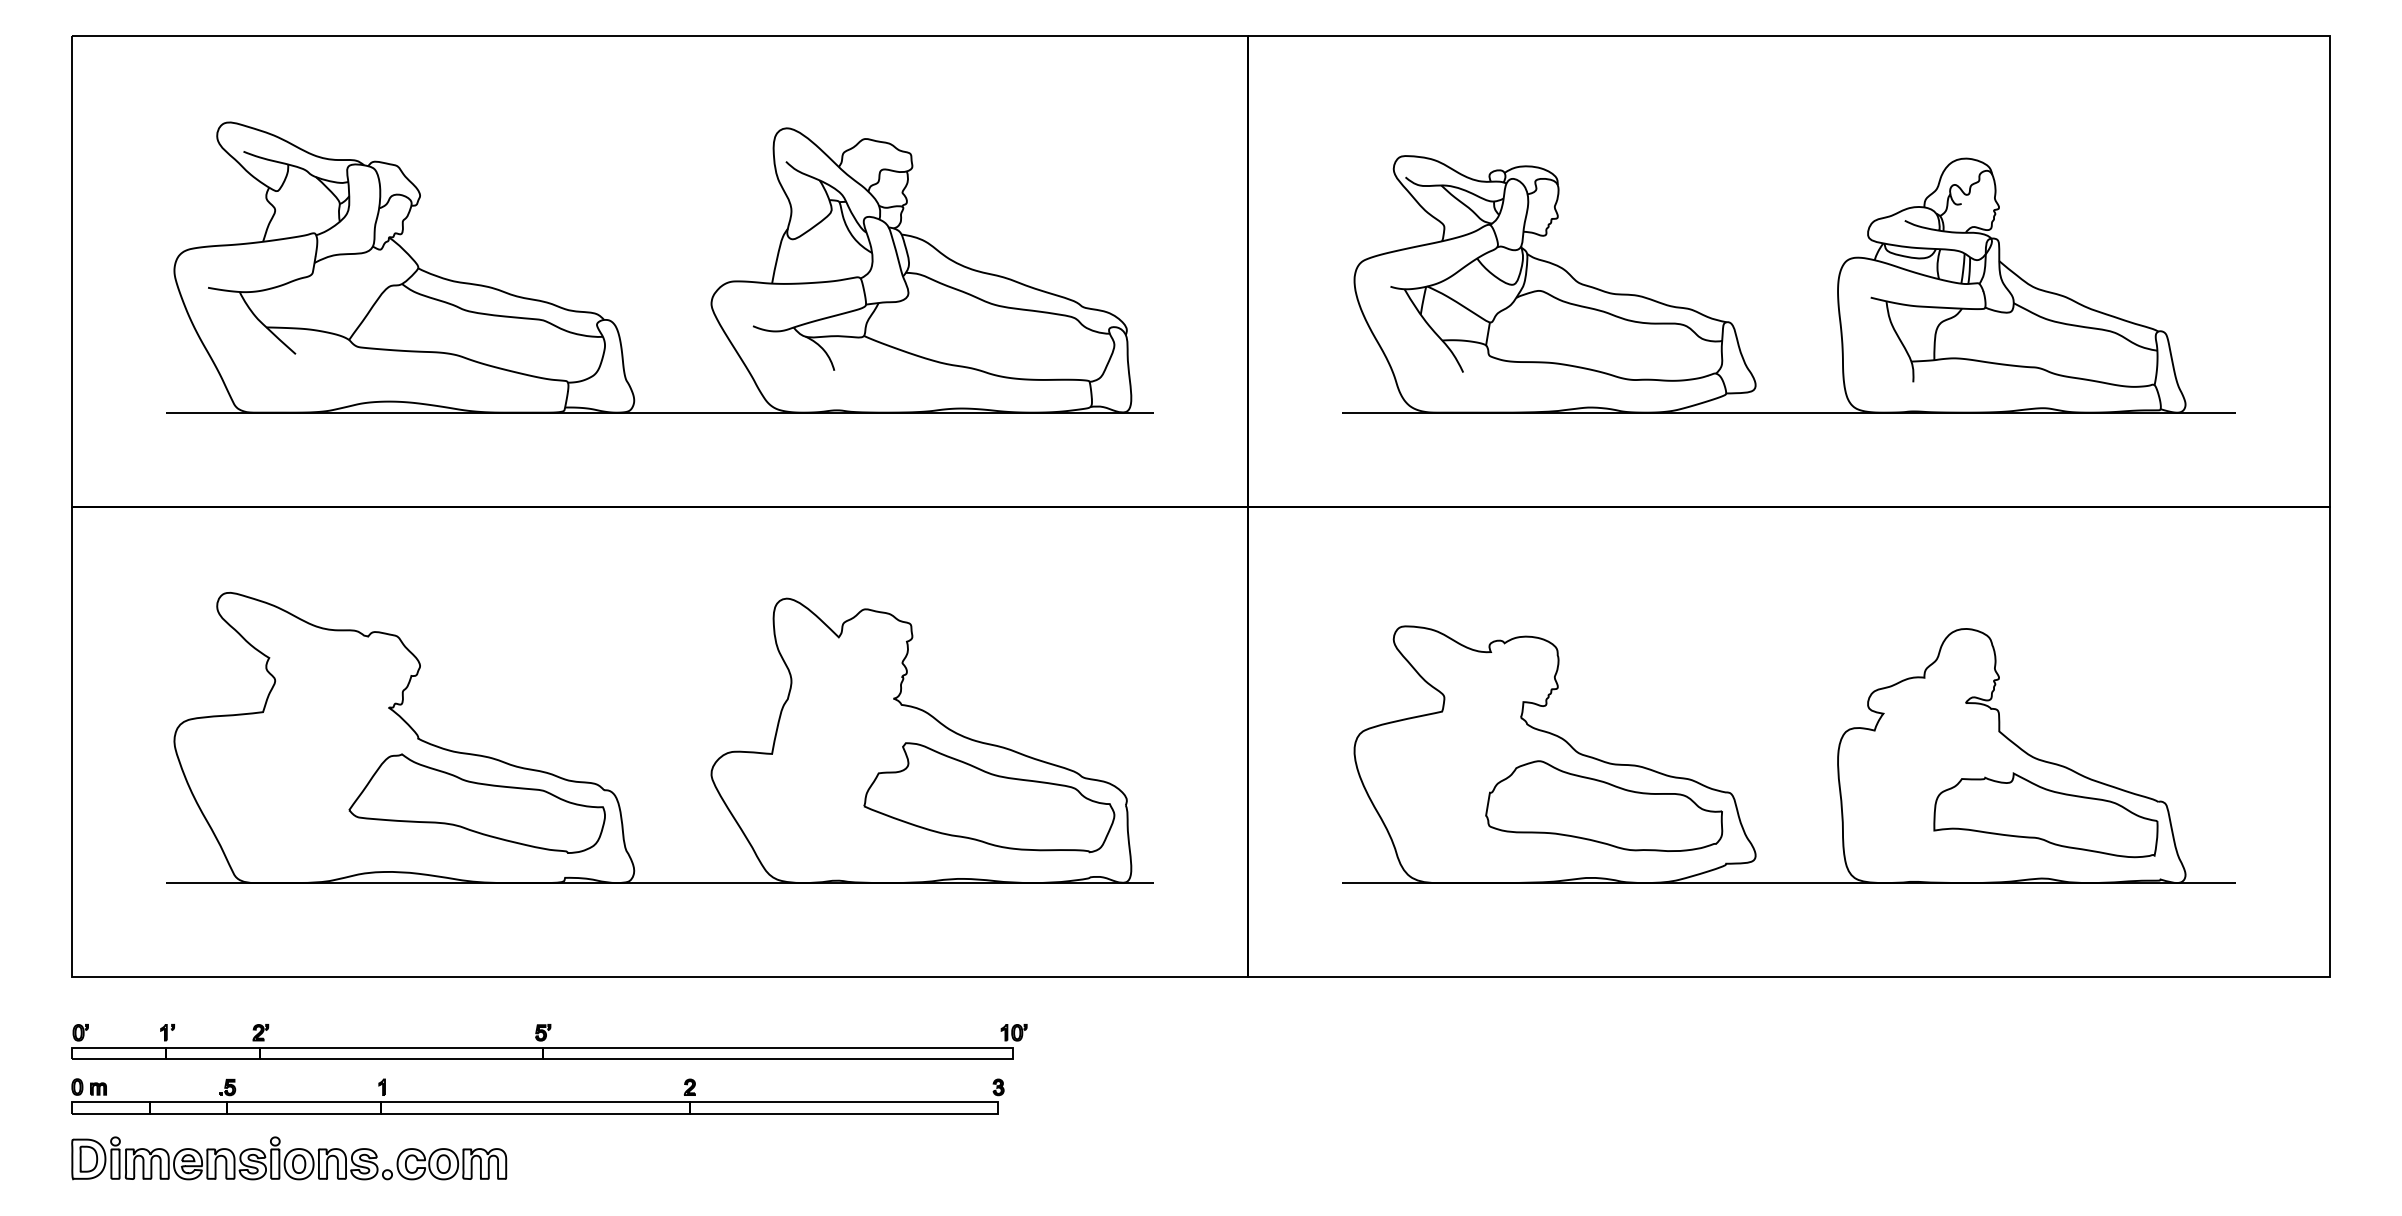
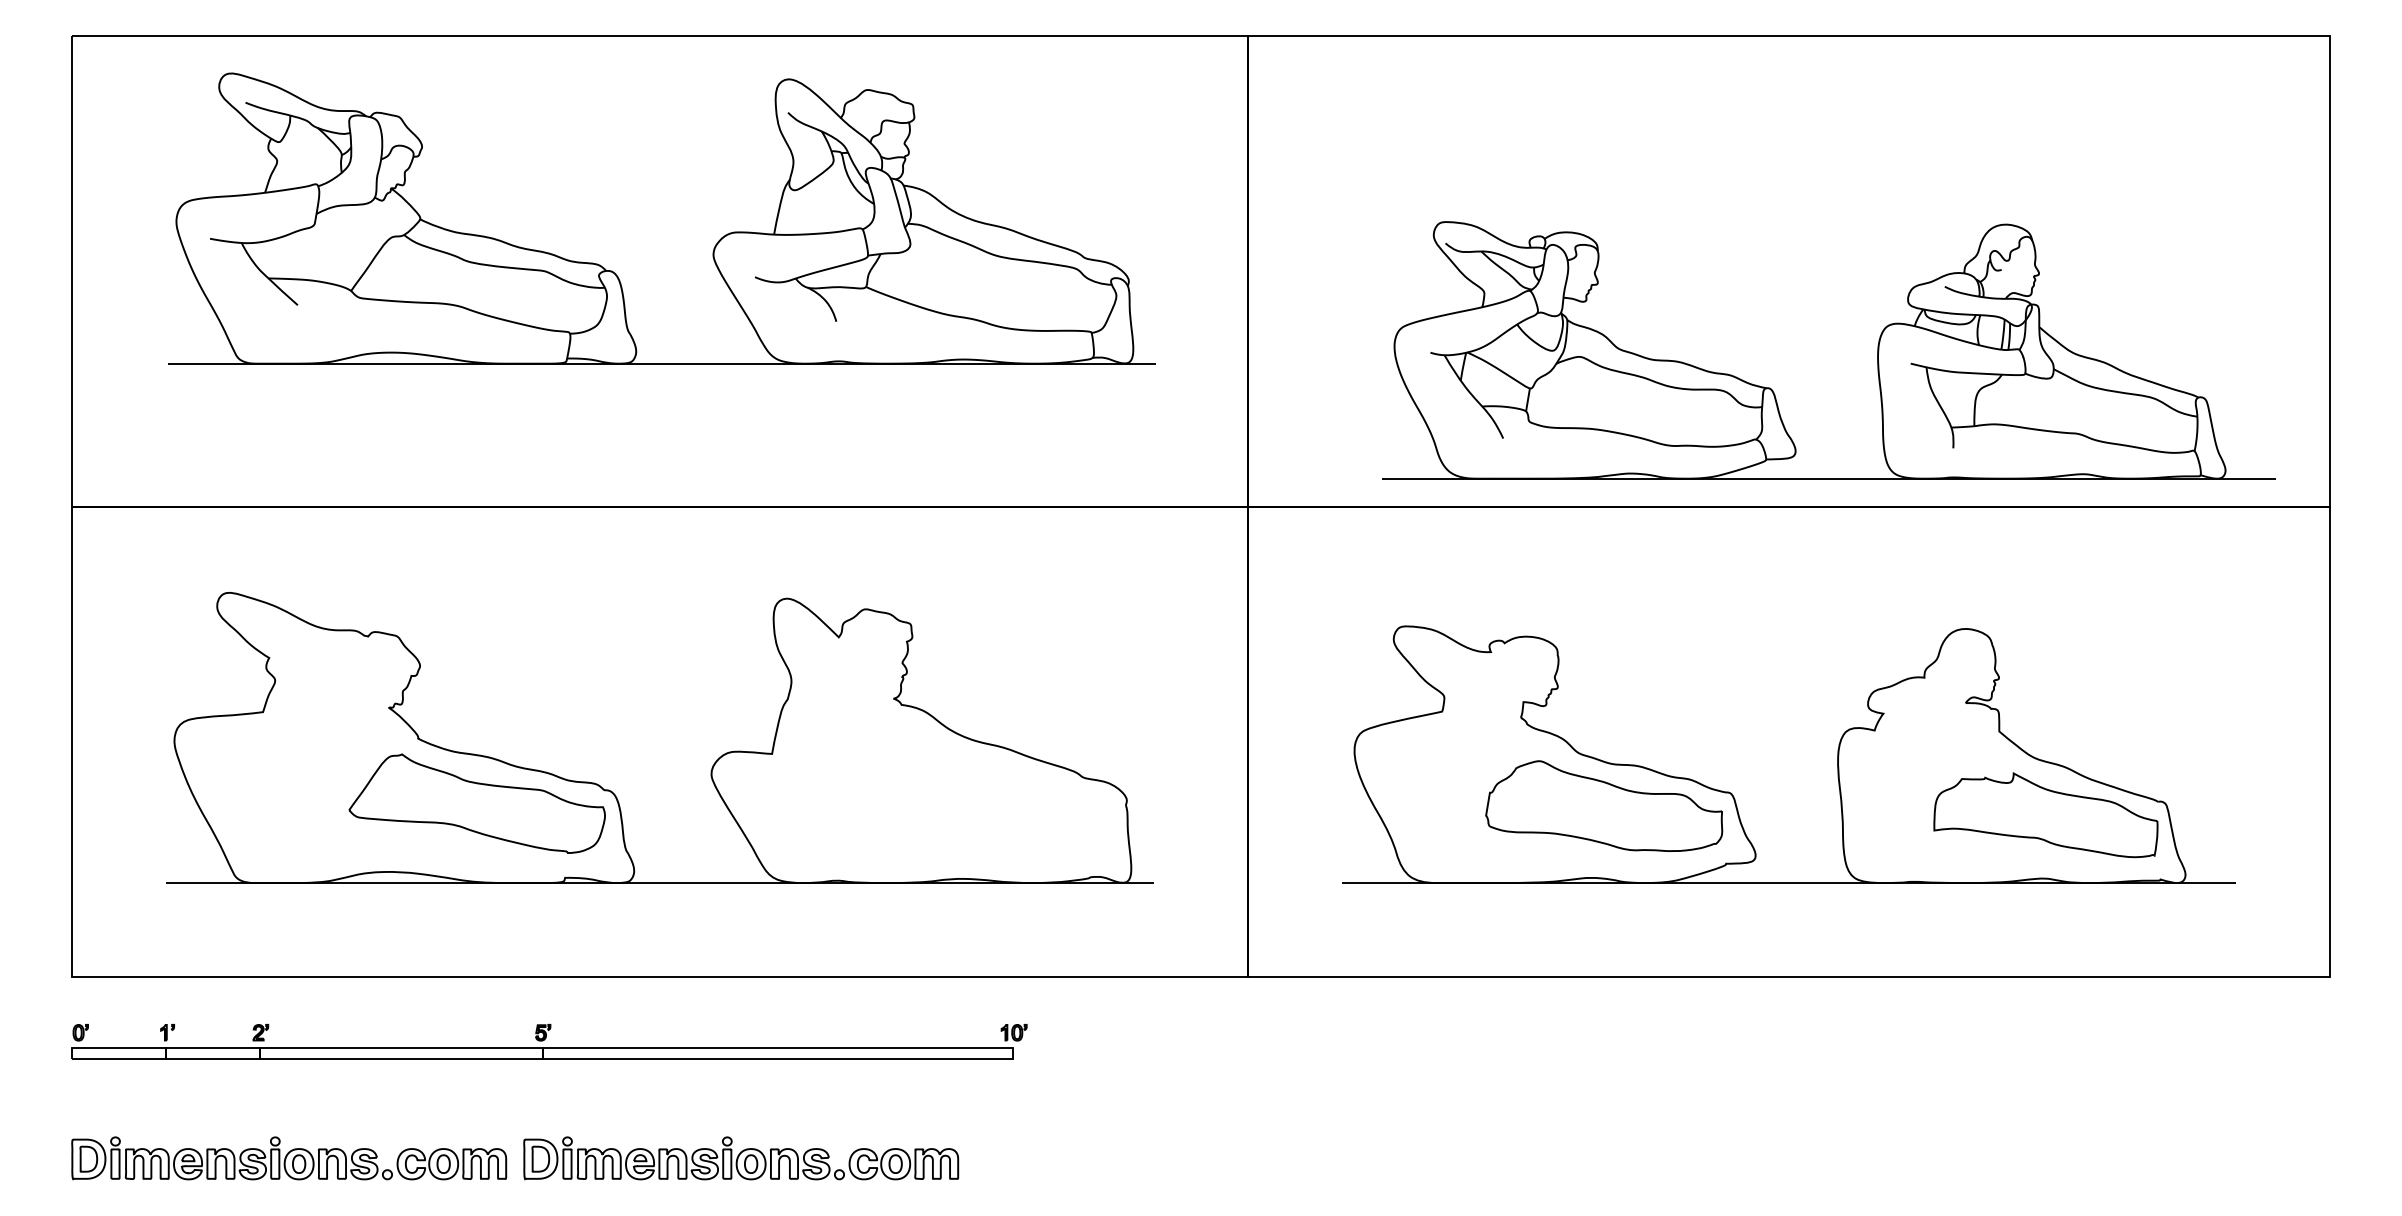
part position: (1837, 284) -> (1877, 350) (1877, 350)
part position: (713, 293) -> (715, 244) (715, 244)
part: present -> none (989, 797)
part: present -> none (537, 1096)
part: none -> present (741, 1158)
